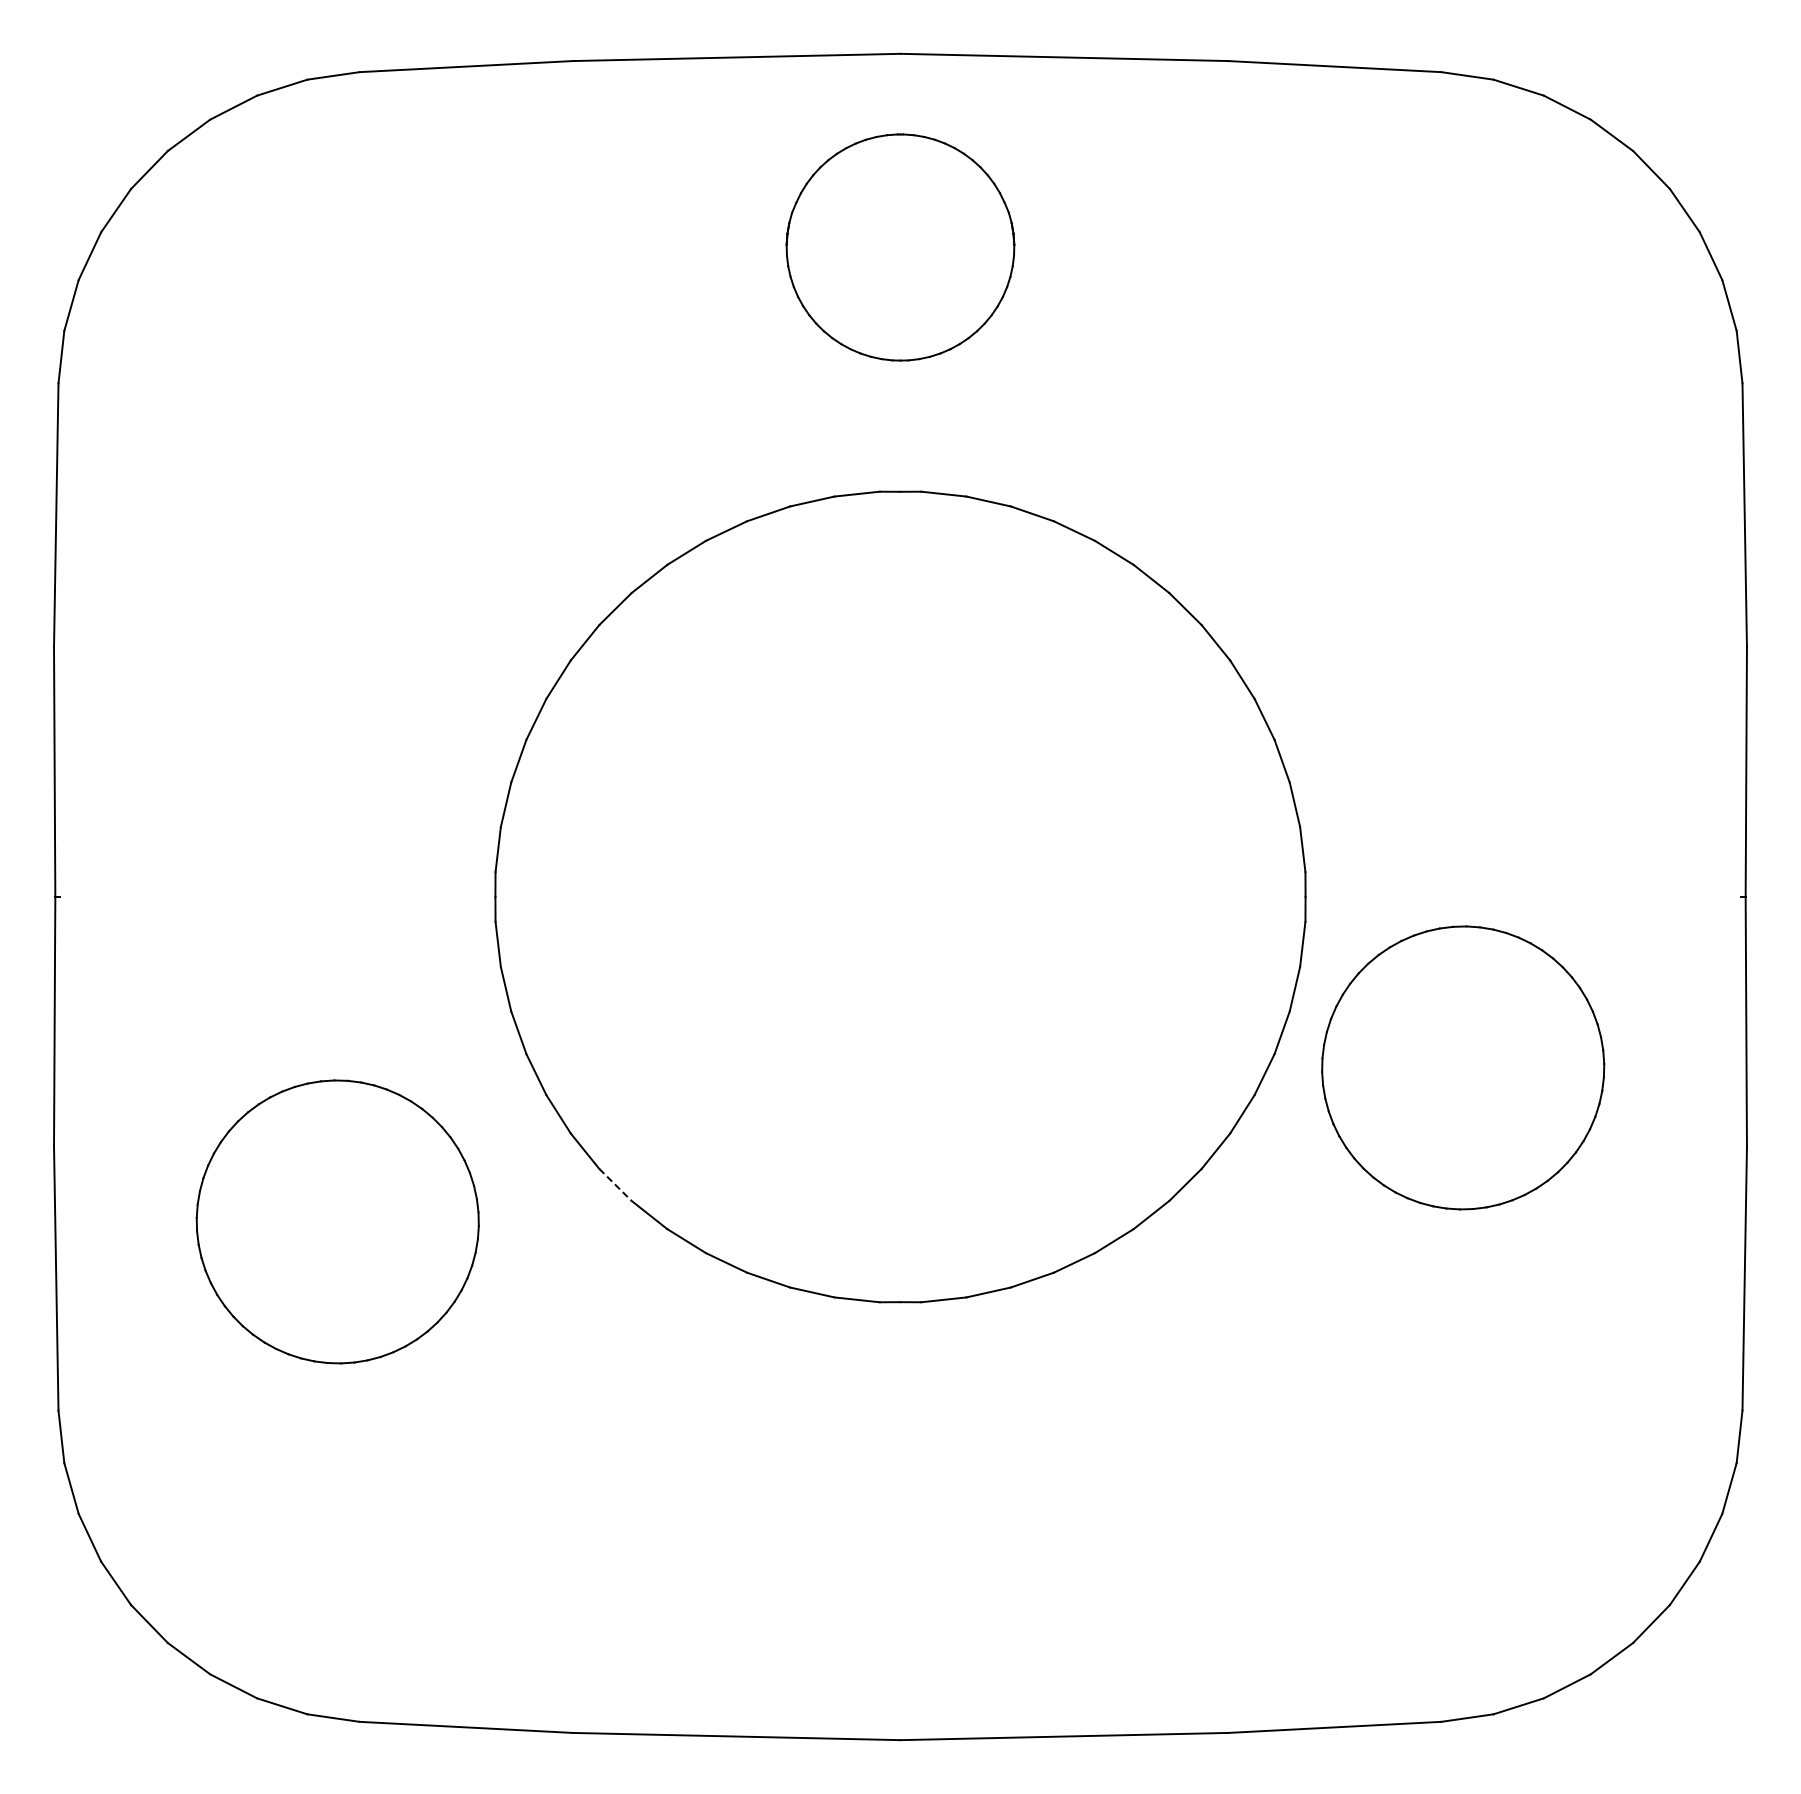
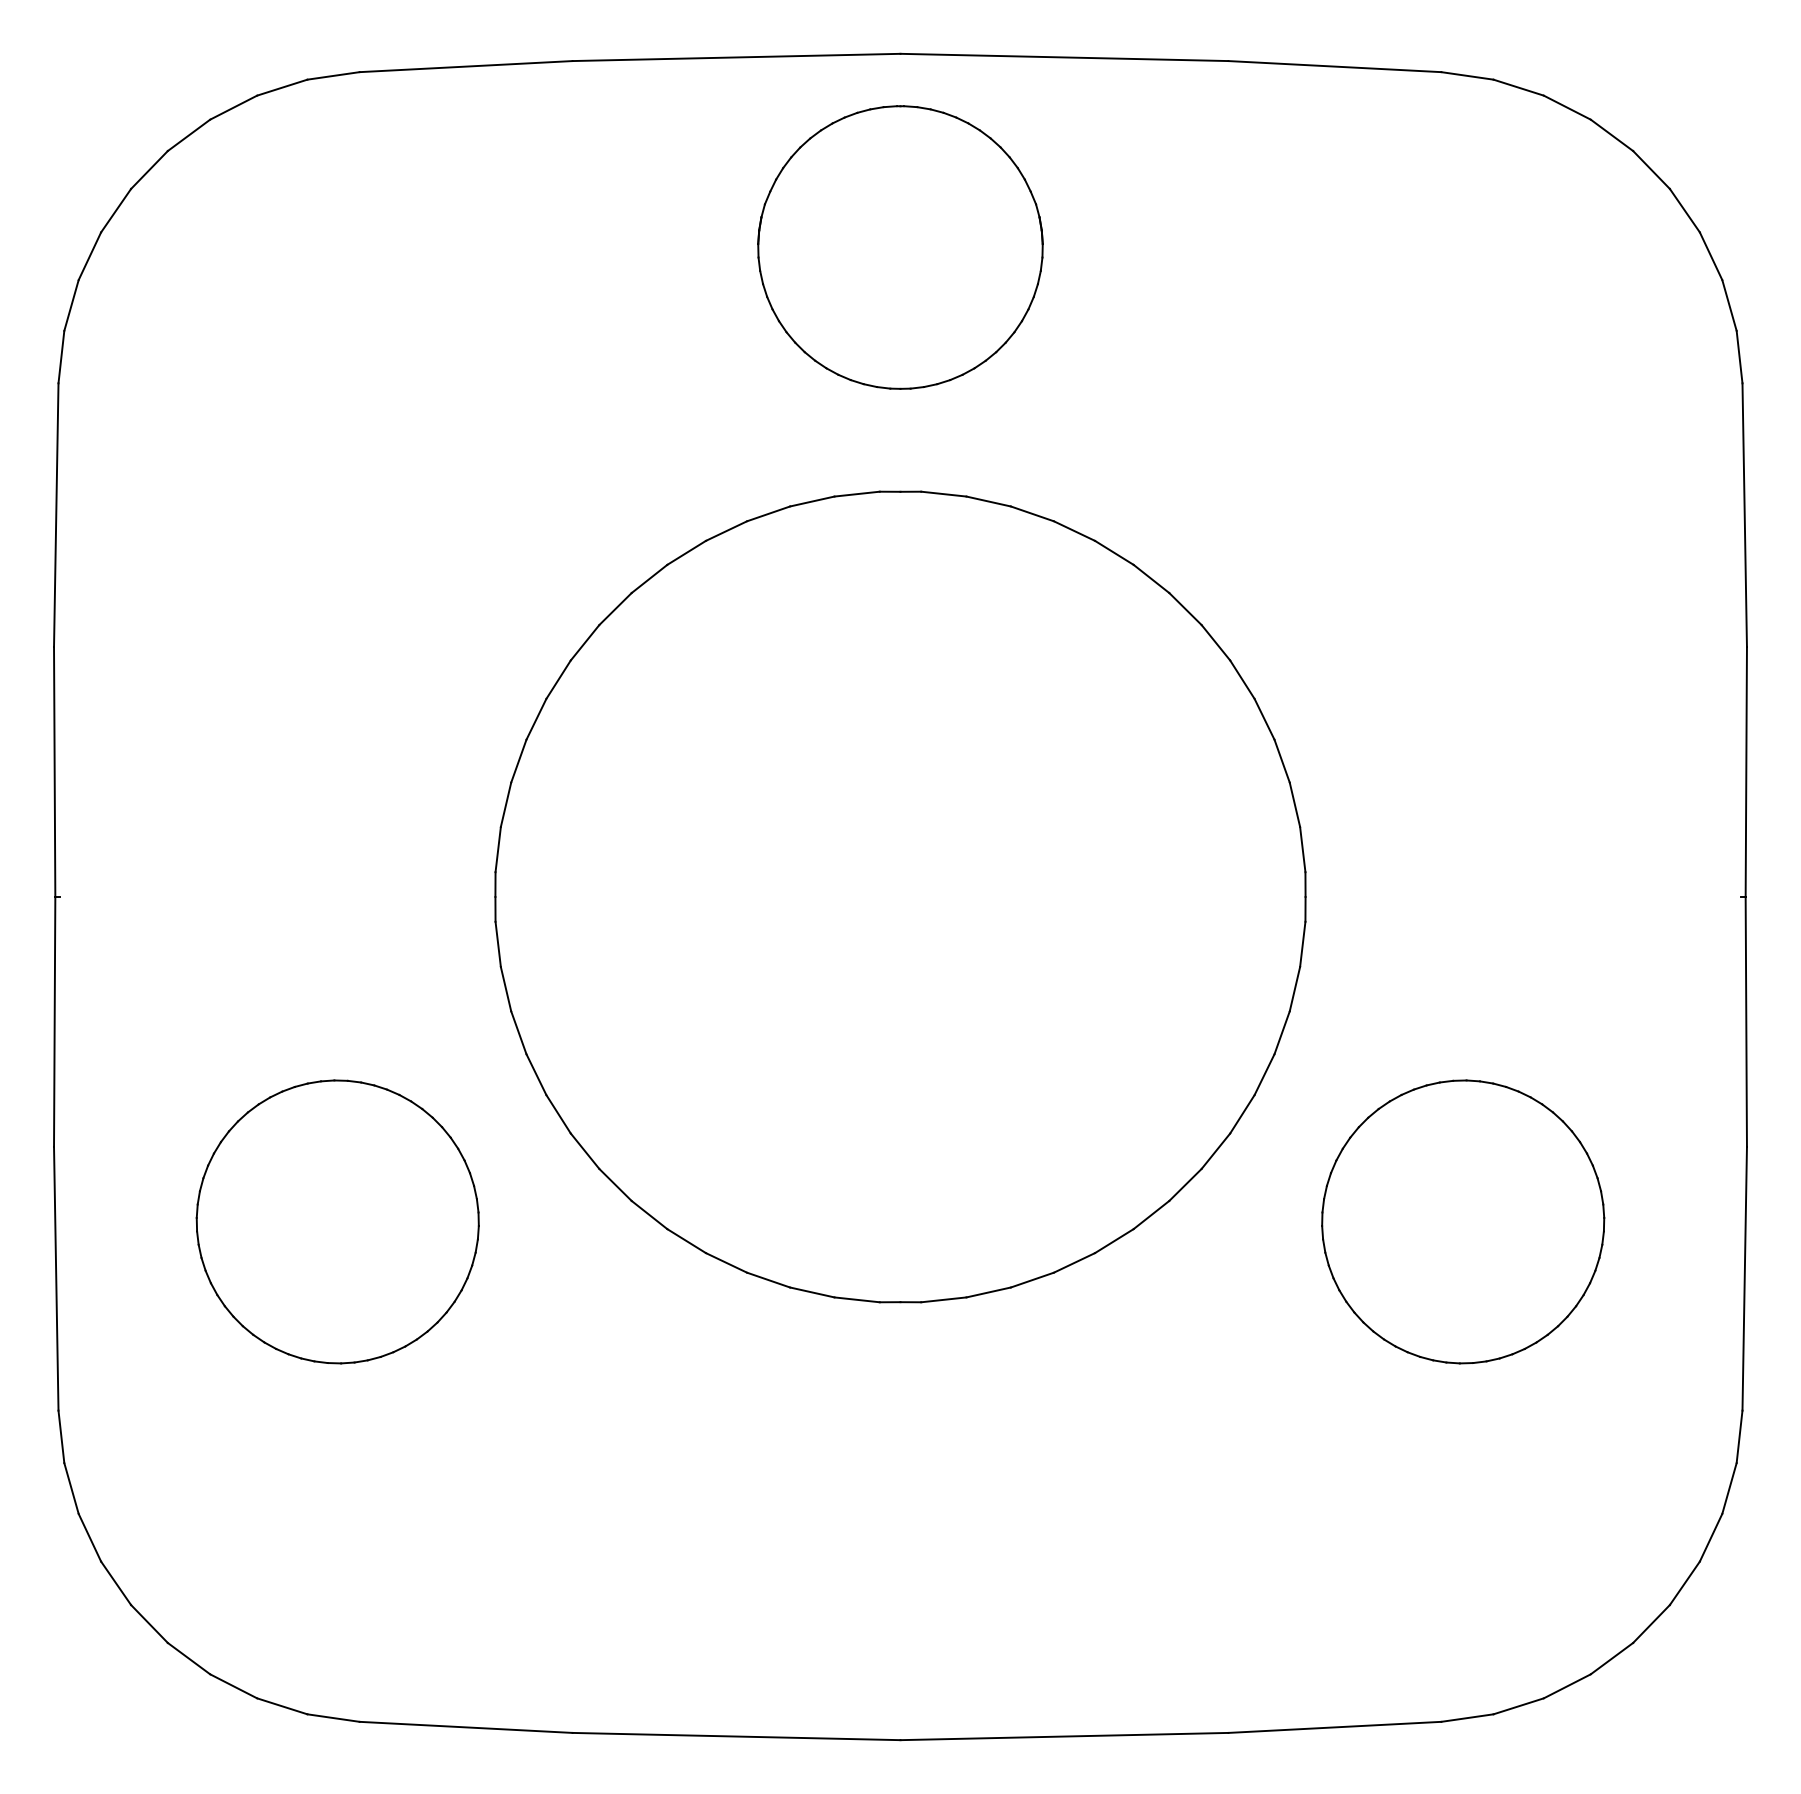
part size: 231x229 px -> 287x285 px (900, 247)
part position: (1463, 1067) -> (1463, 1221) (1463, 1221)
line: dashed -> solid (615, 1184)
